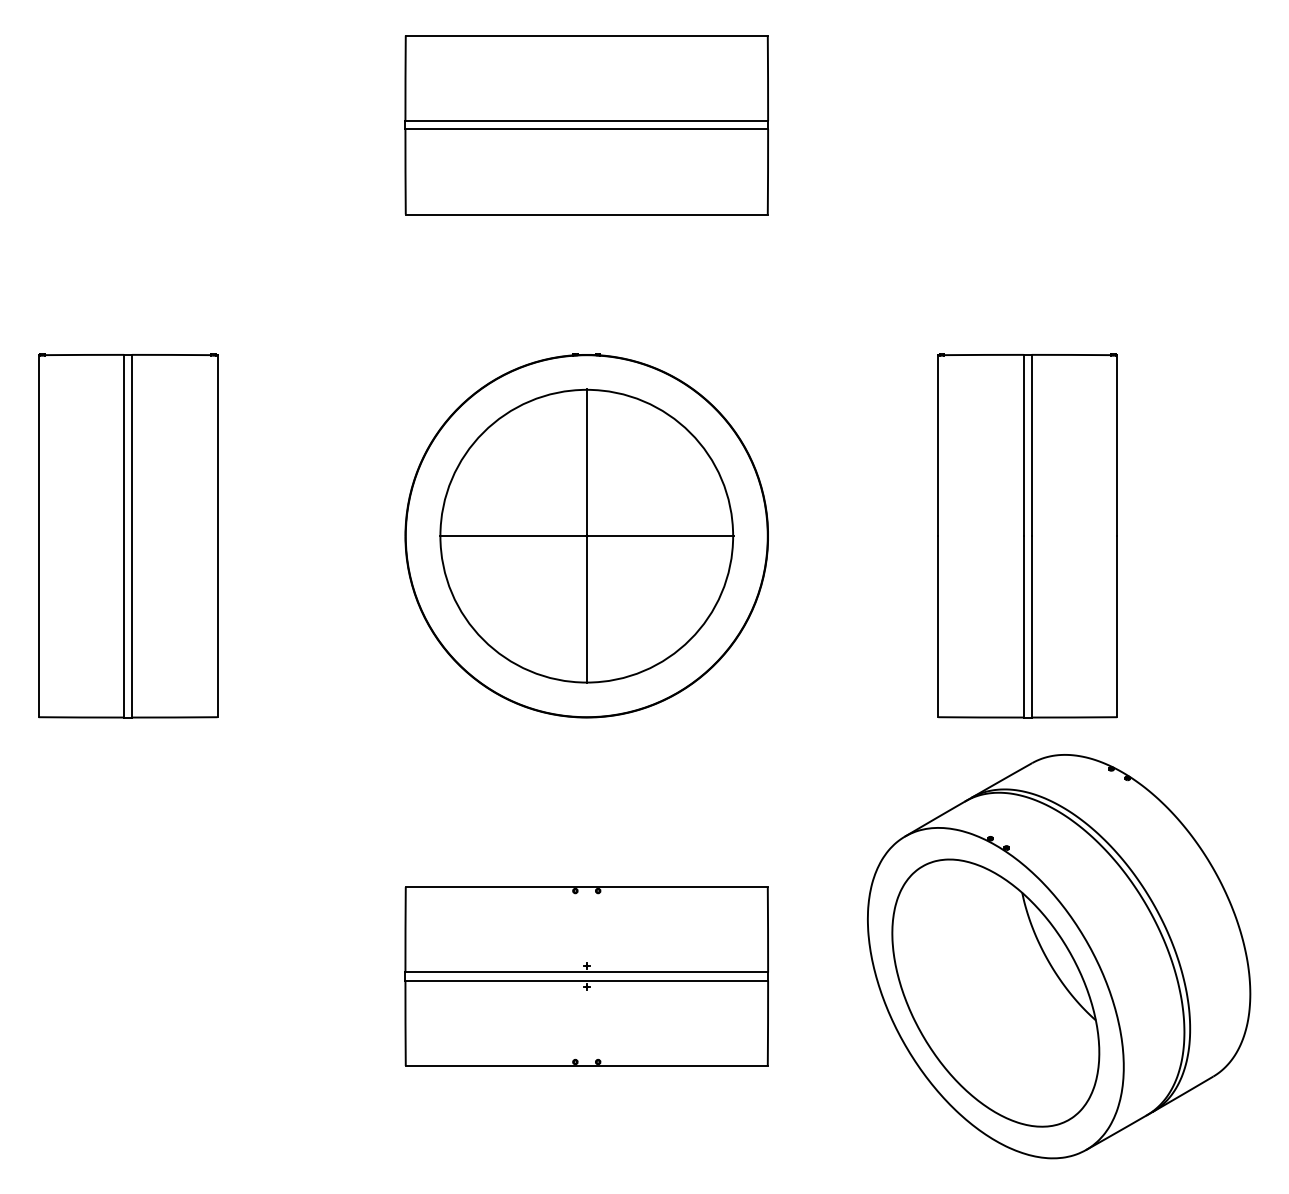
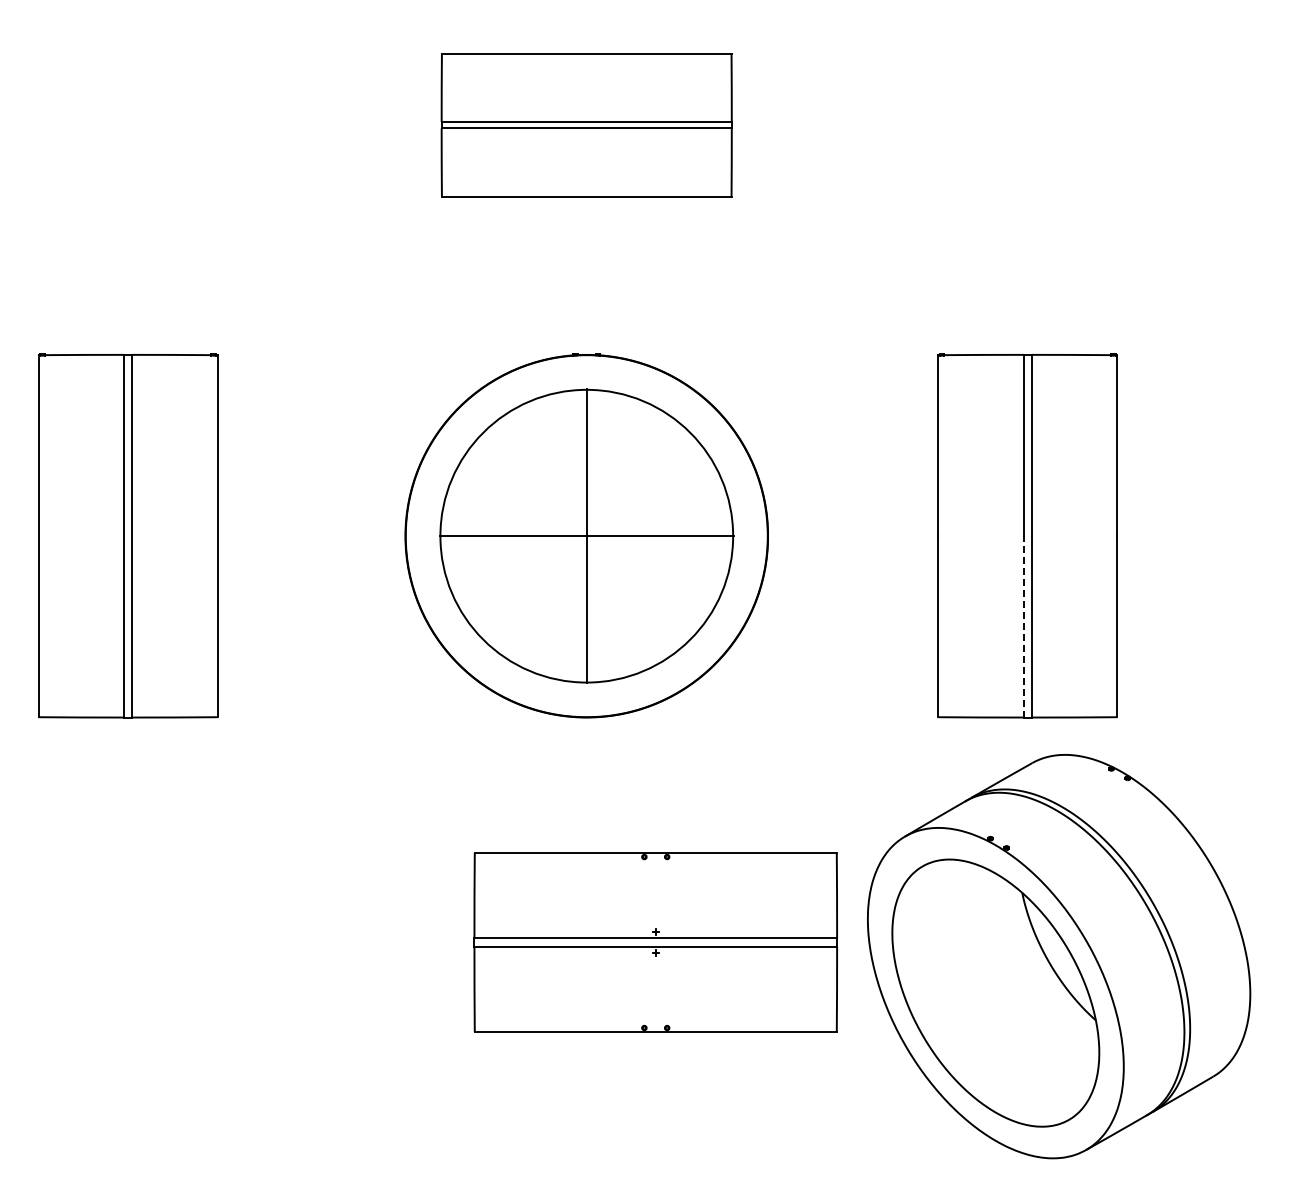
part size: 365x181 px -> 293x145 px (586, 125)
line: solid -> dashed (1023, 626)
part position: (586, 976) -> (655, 942) (655, 942)
